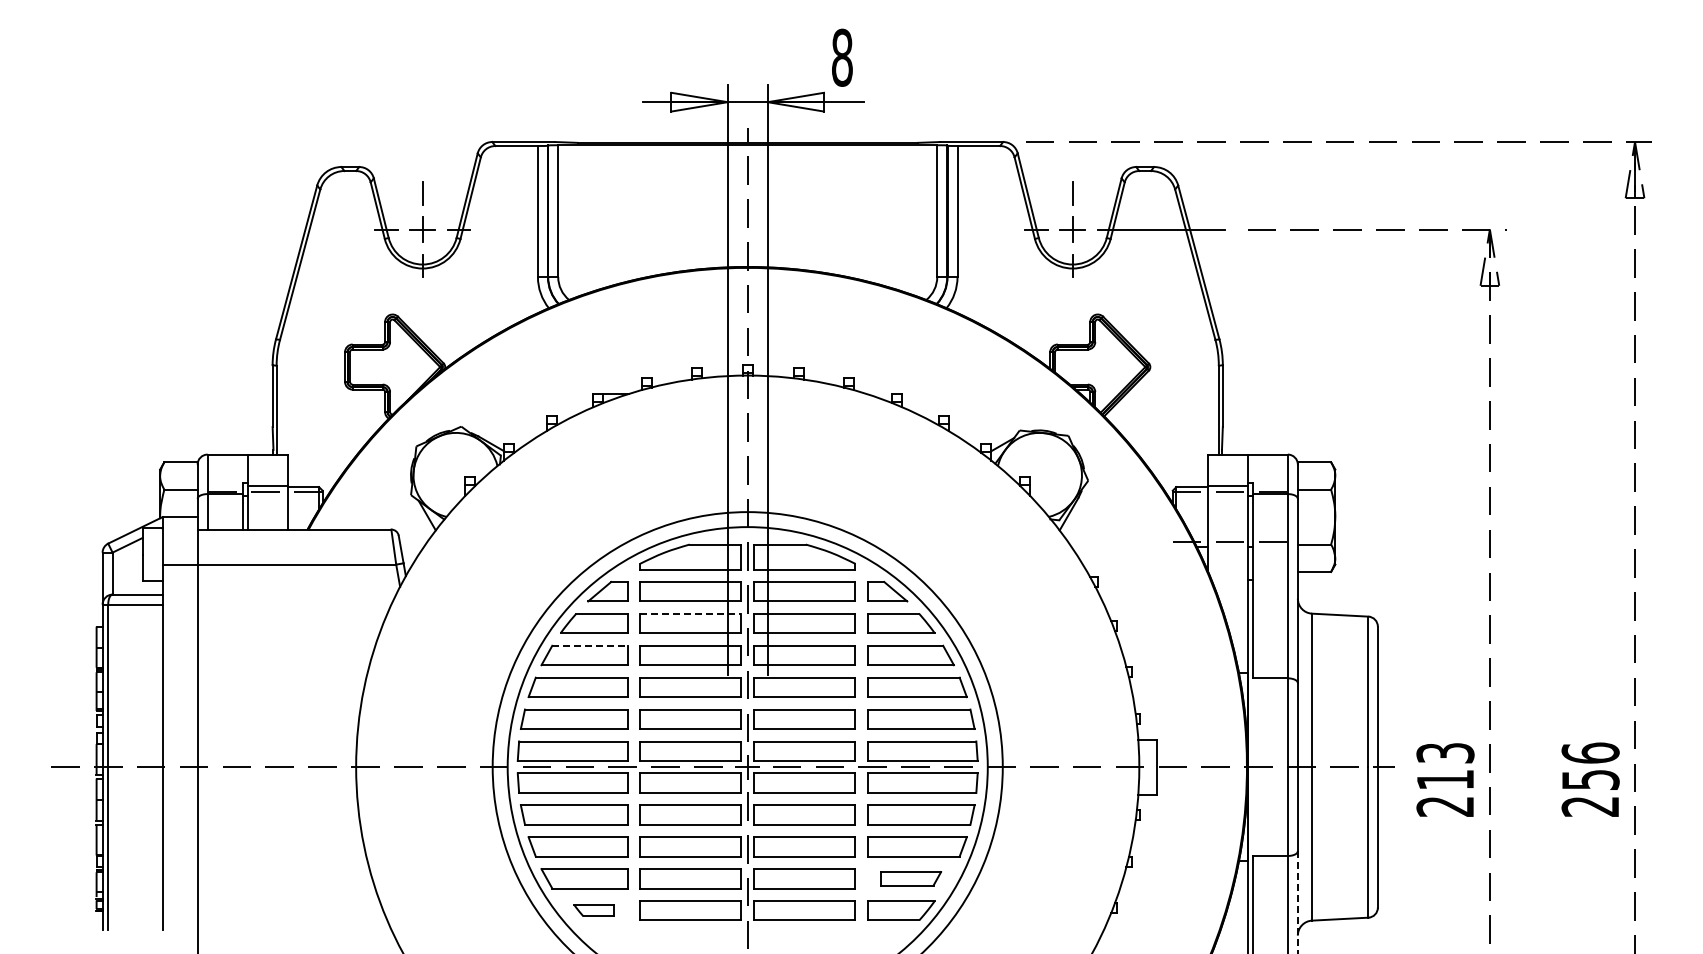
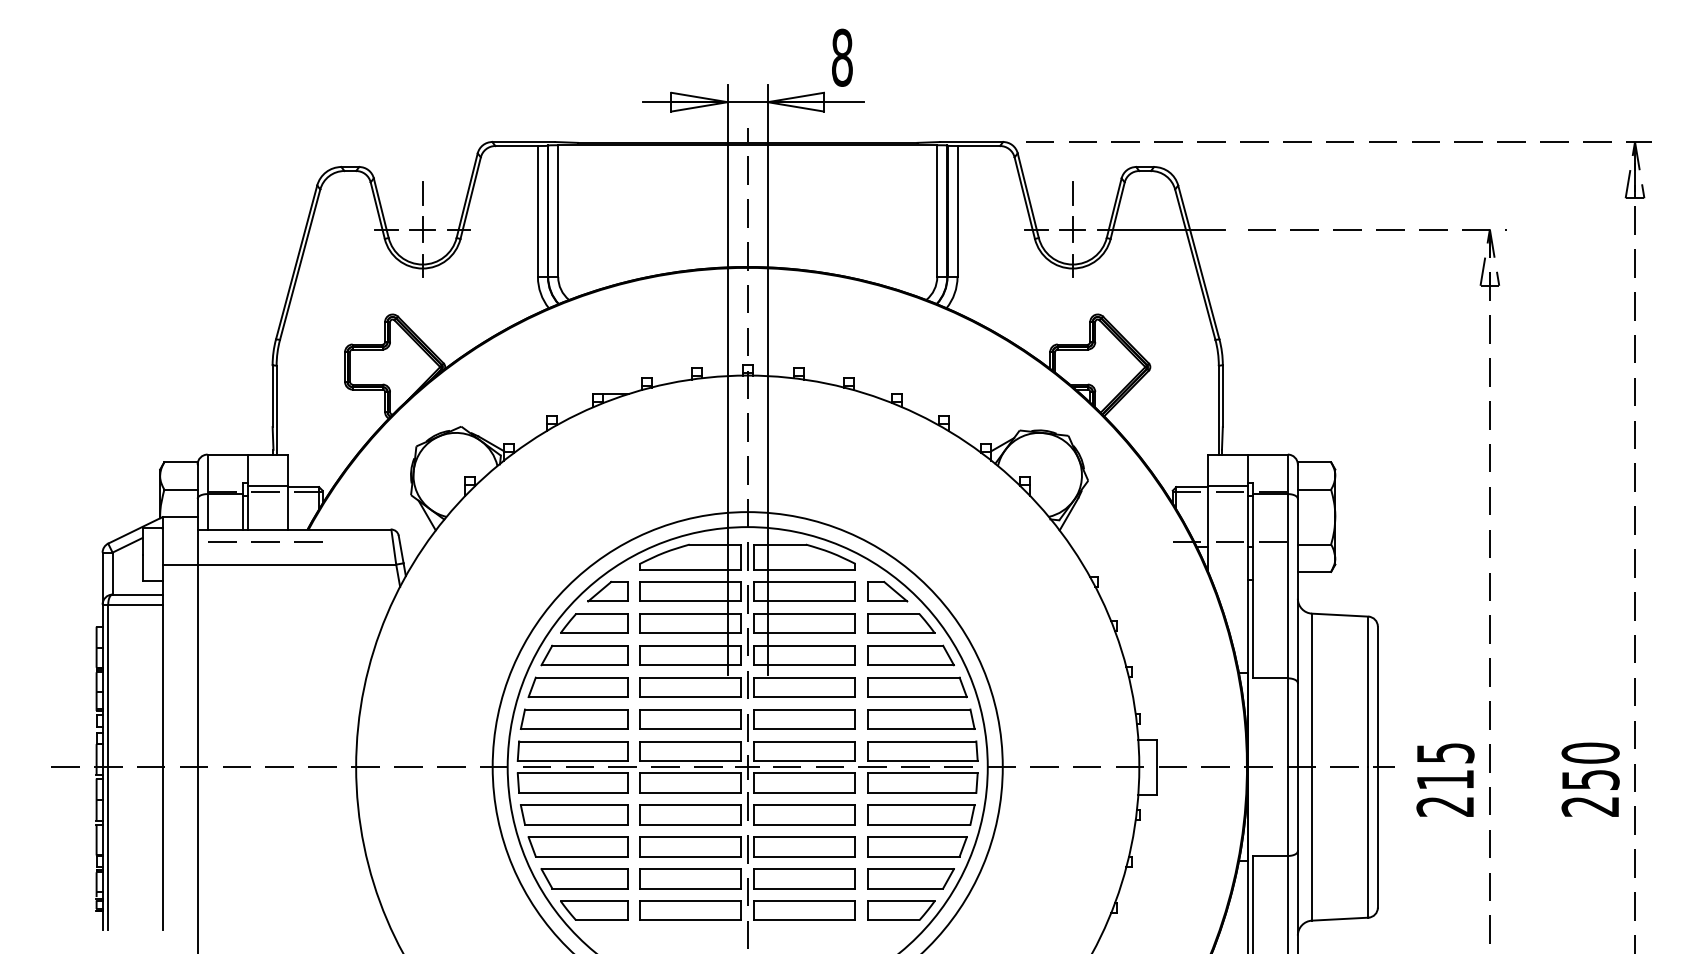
line: none -> present (265, 541)
line: dashed -> solid (690, 613)
line: dashed -> solid (589, 645)
text: 256 -> 250 (1590, 752)
text: 213 -> 215 (1444, 753)
part size: 63x16 px -> 88x22 px (910, 878)
line: dashed -> solid (1297, 903)
part size: 42x13 px -> 69x21 px (594, 910)
